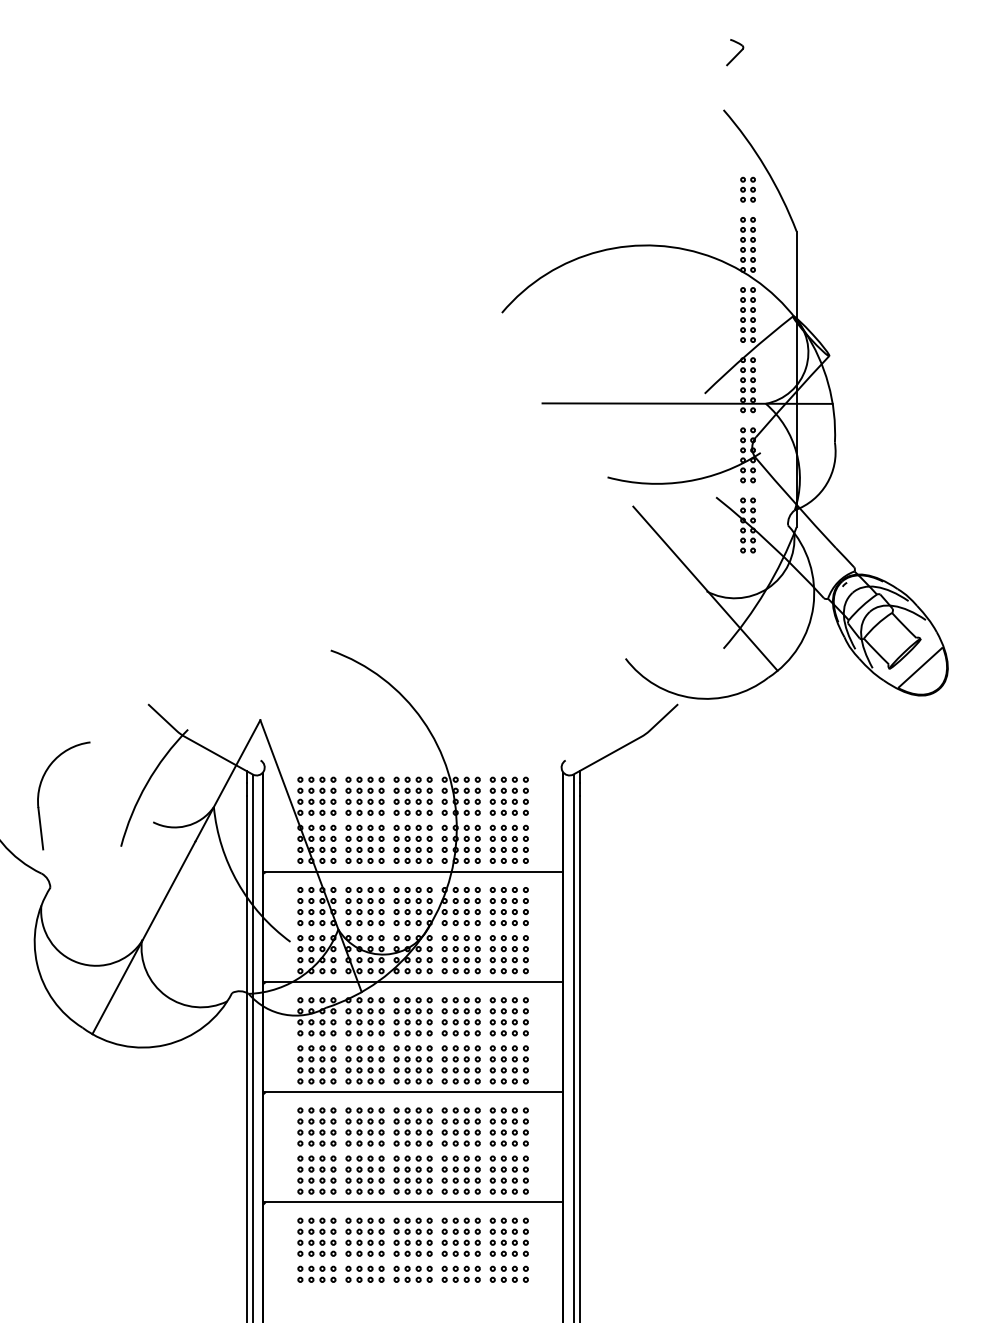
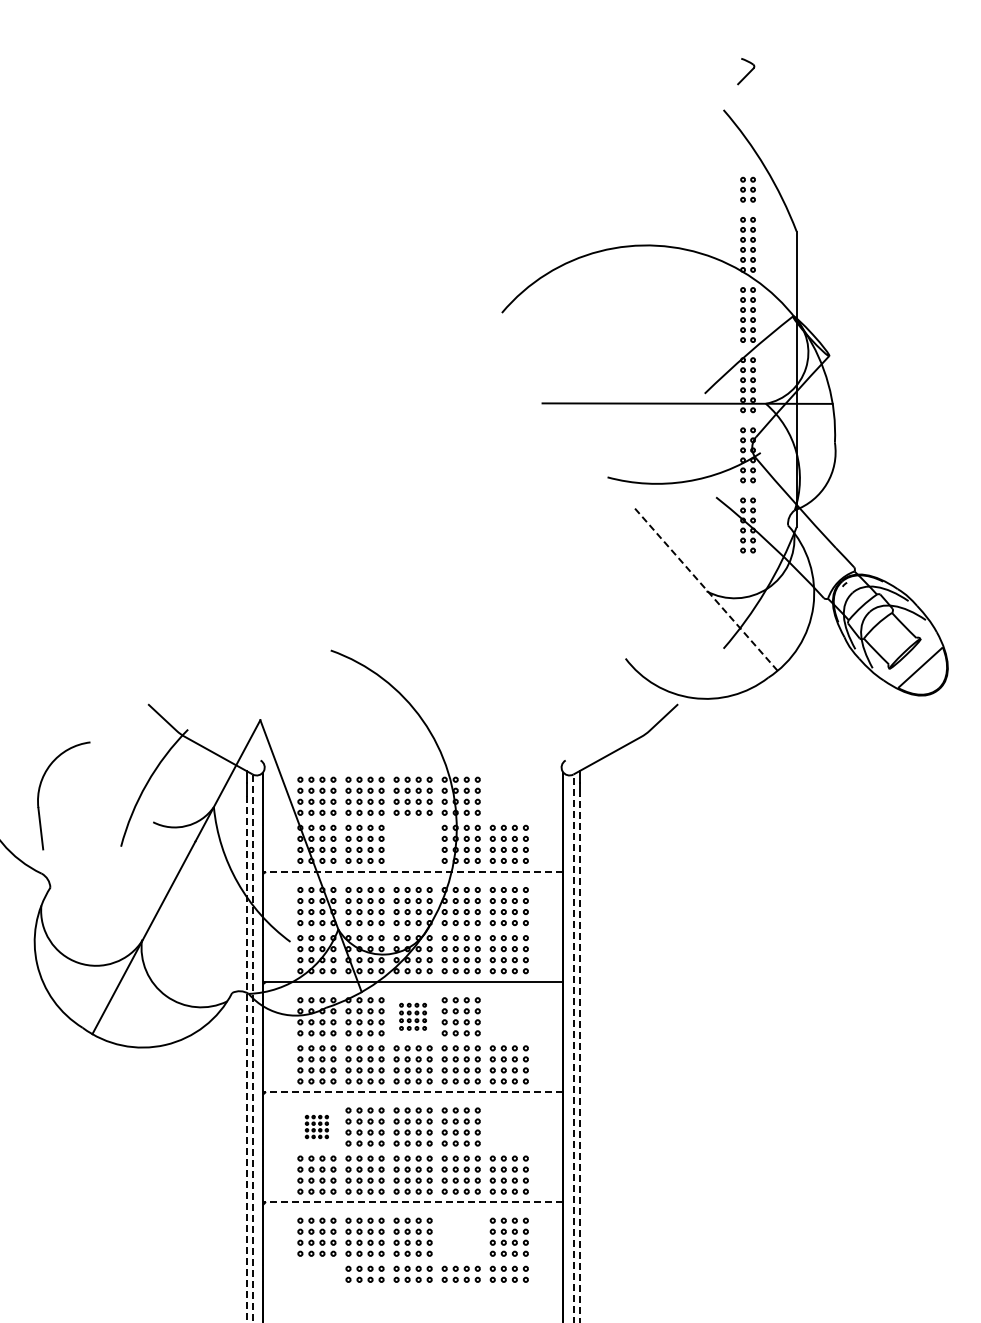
part position: (735, 52) -> (746, 71) (746, 71)
line: solid -> dashed (705, 588)
part: present -> none (508, 795)
part: present -> none (412, 843)
line: solid -> dashed (412, 871)
part size: 40x40 px -> 28x29 px (412, 1016)
part: present -> none (508, 1016)
line: solid -> dashed (252, 1048)
line: solid -> dashed (573, 1048)
line: solid -> dashed (579, 1059)
line: solid -> dashed (246, 1060)
line: solid -> dashed (412, 1092)
part size: 40x40 px -> 25x25 px (316, 1127)
part: present -> none (508, 1126)
line: solid -> dashed (412, 1202)
part: present -> none (460, 1236)
part: present -> none (316, 1273)
